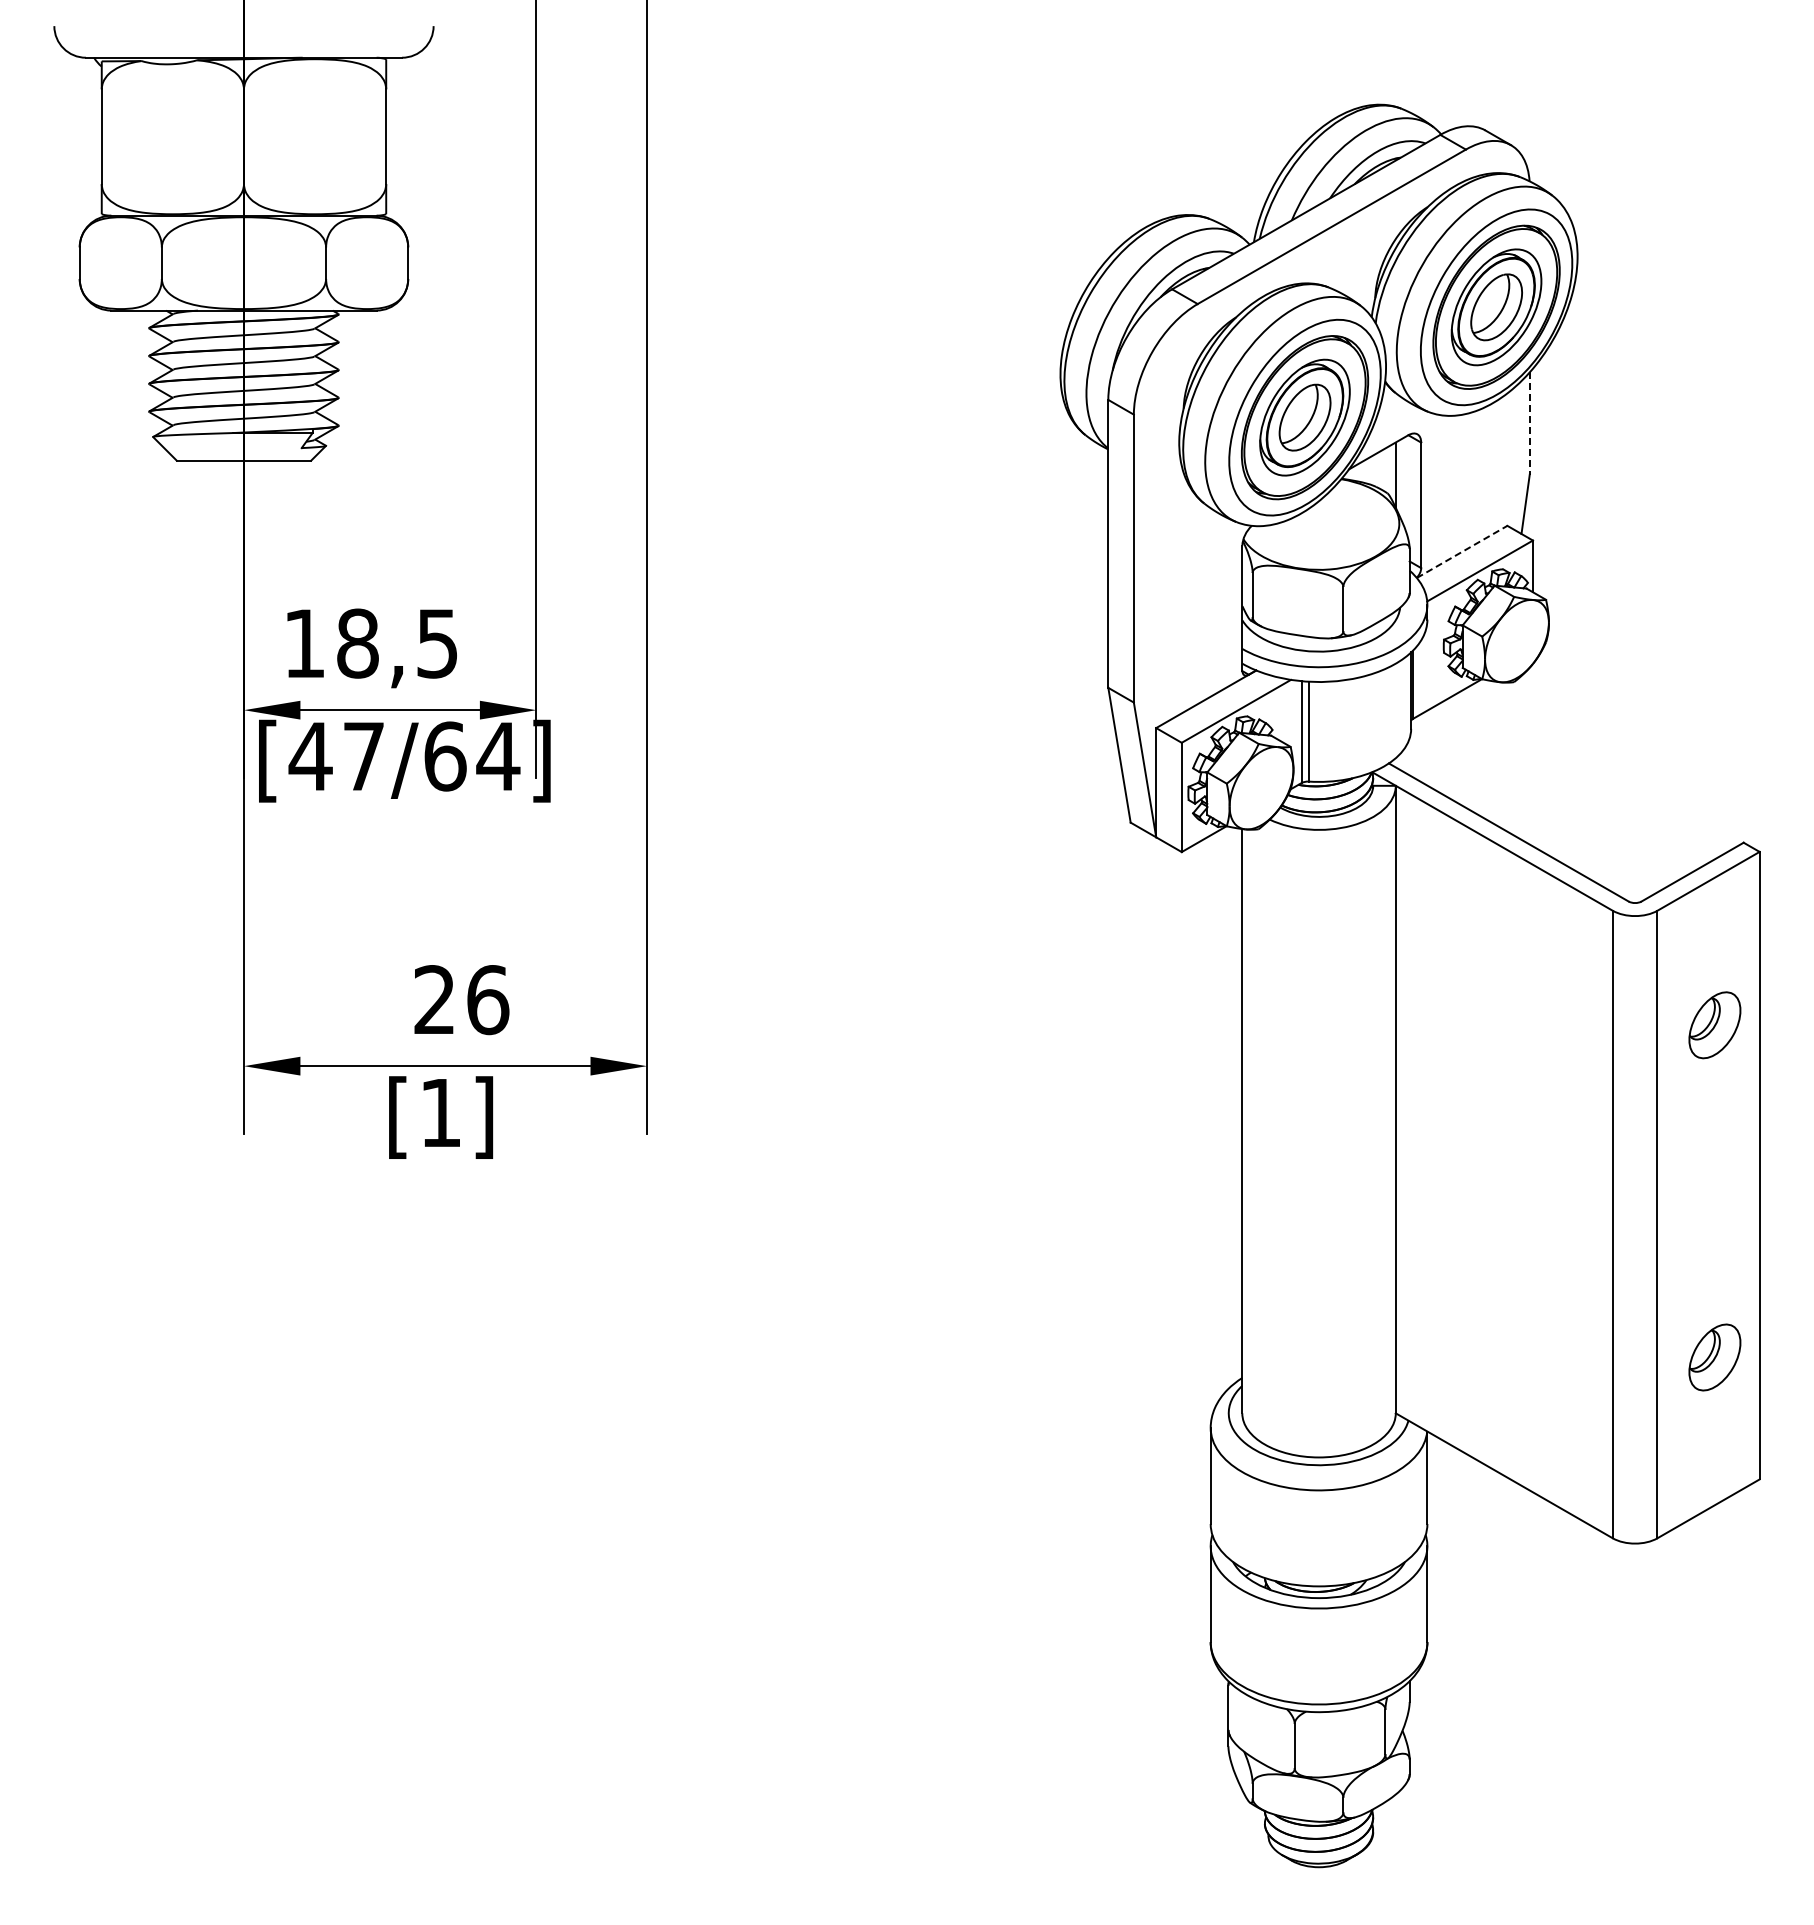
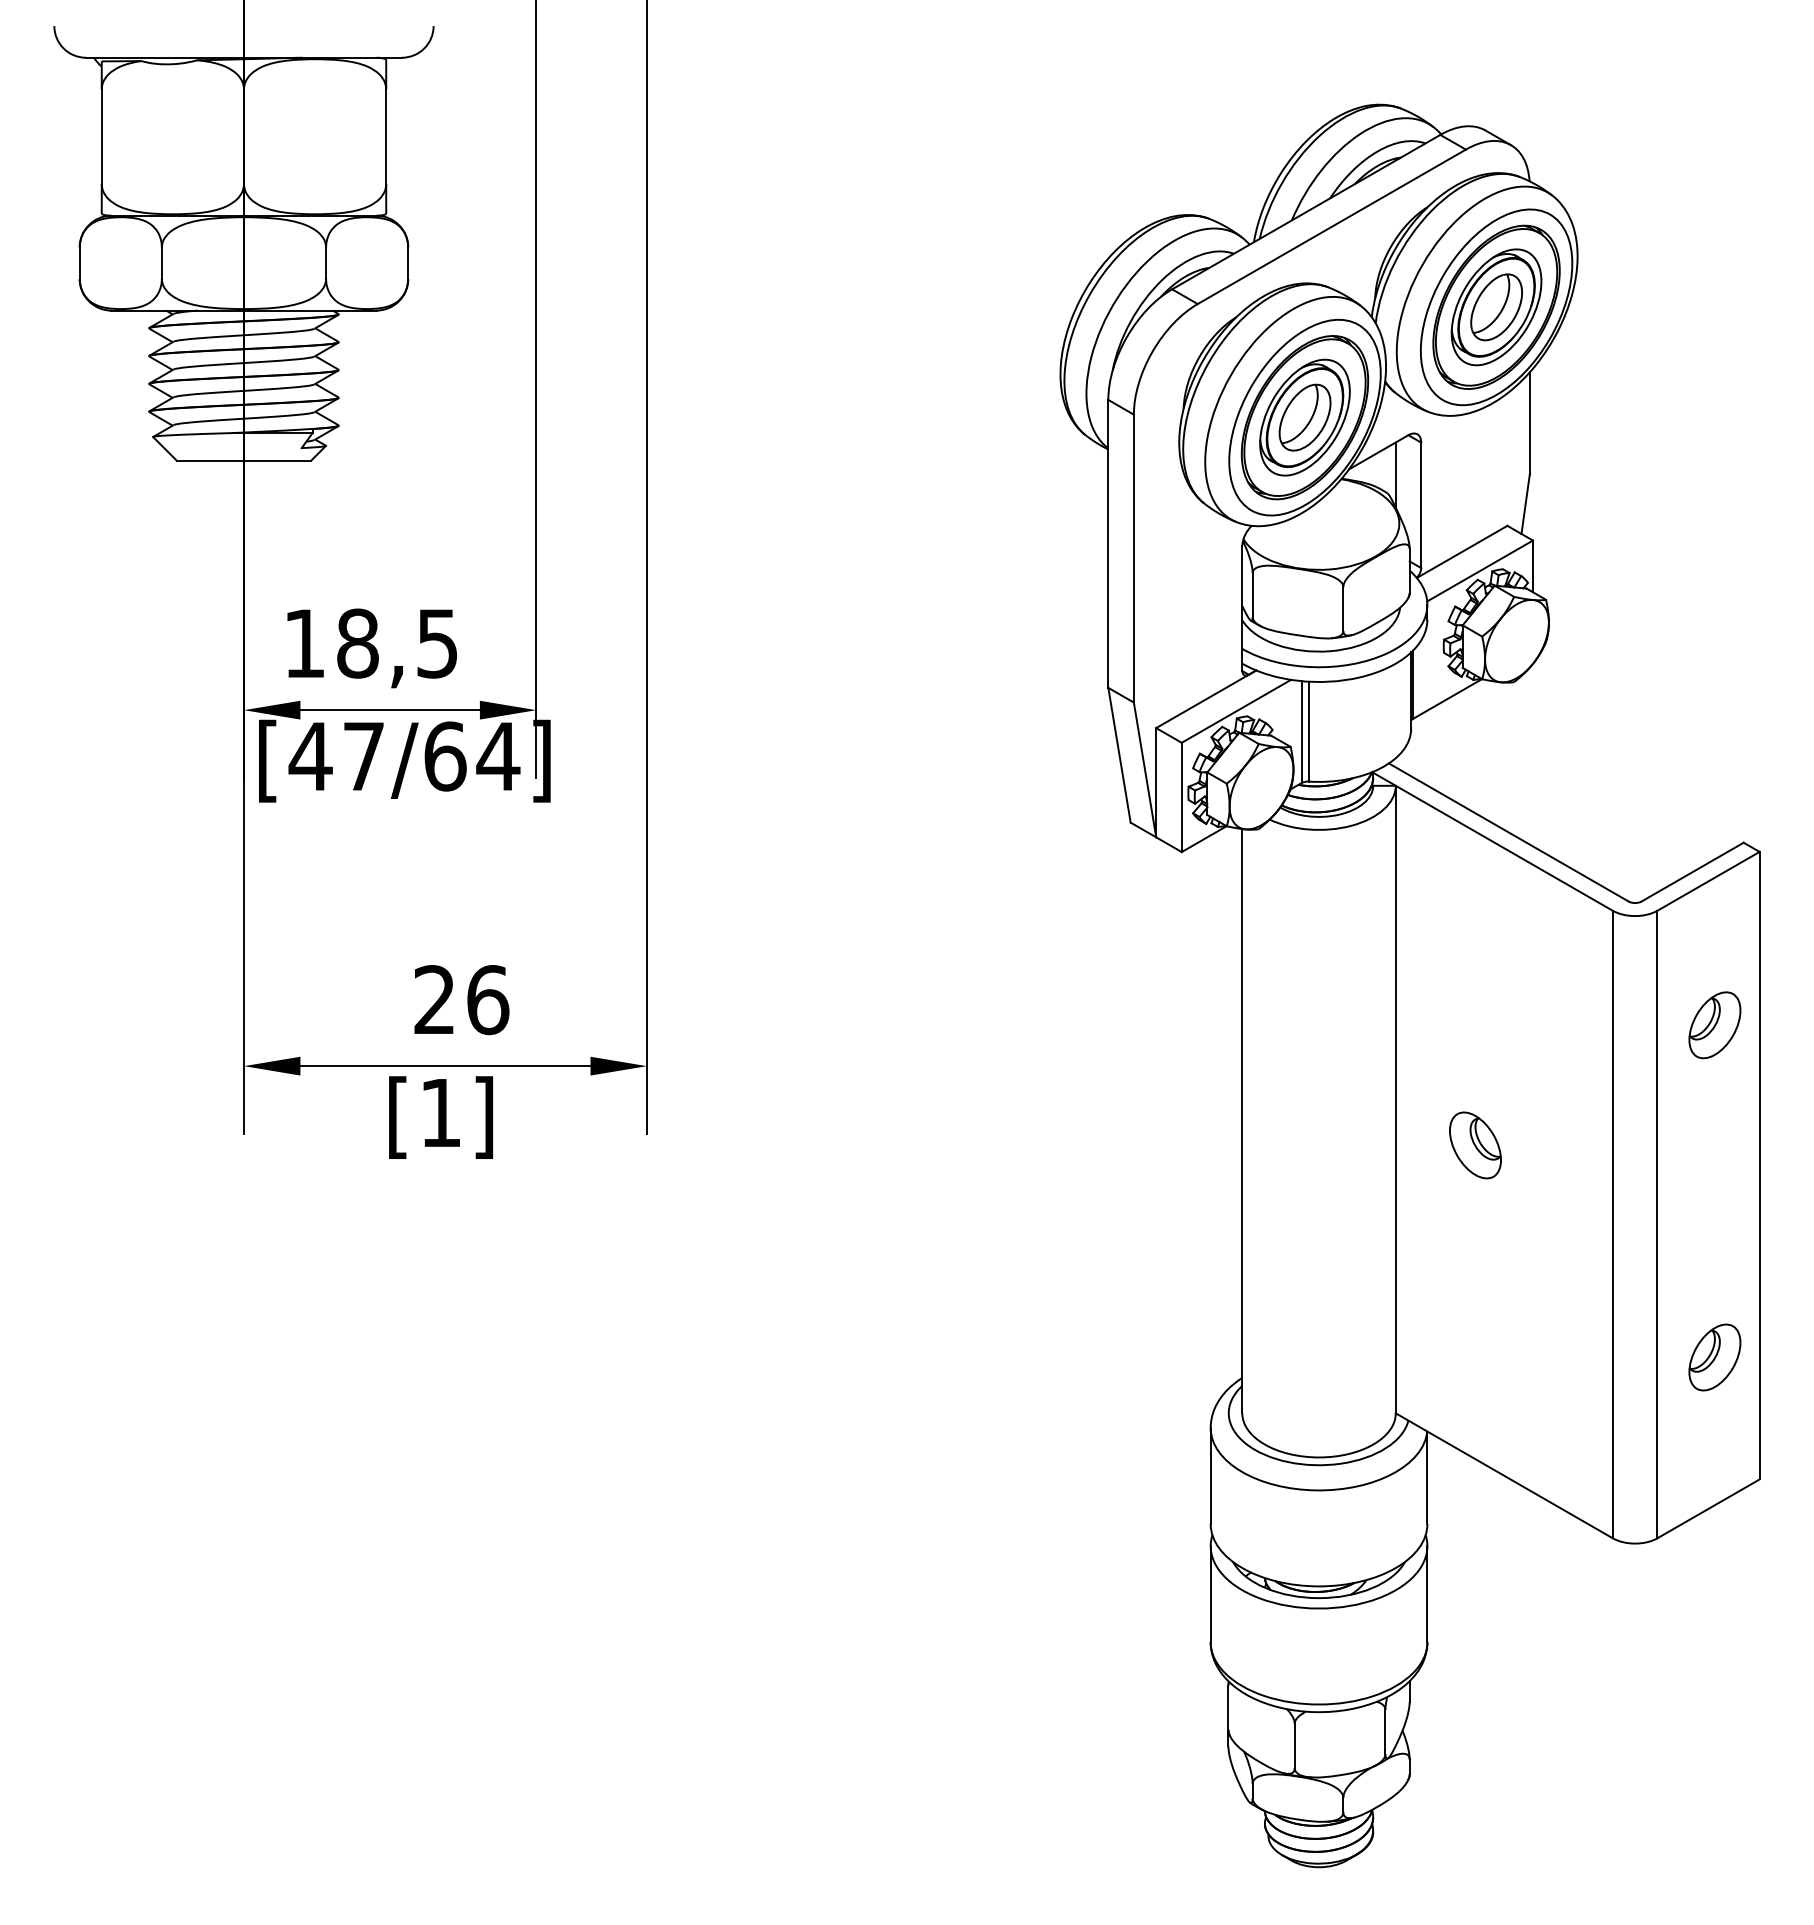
line: dashed -> solid (1529, 424)
line: dashed -> solid (1462, 551)
part: none -> present (1475, 1145)
